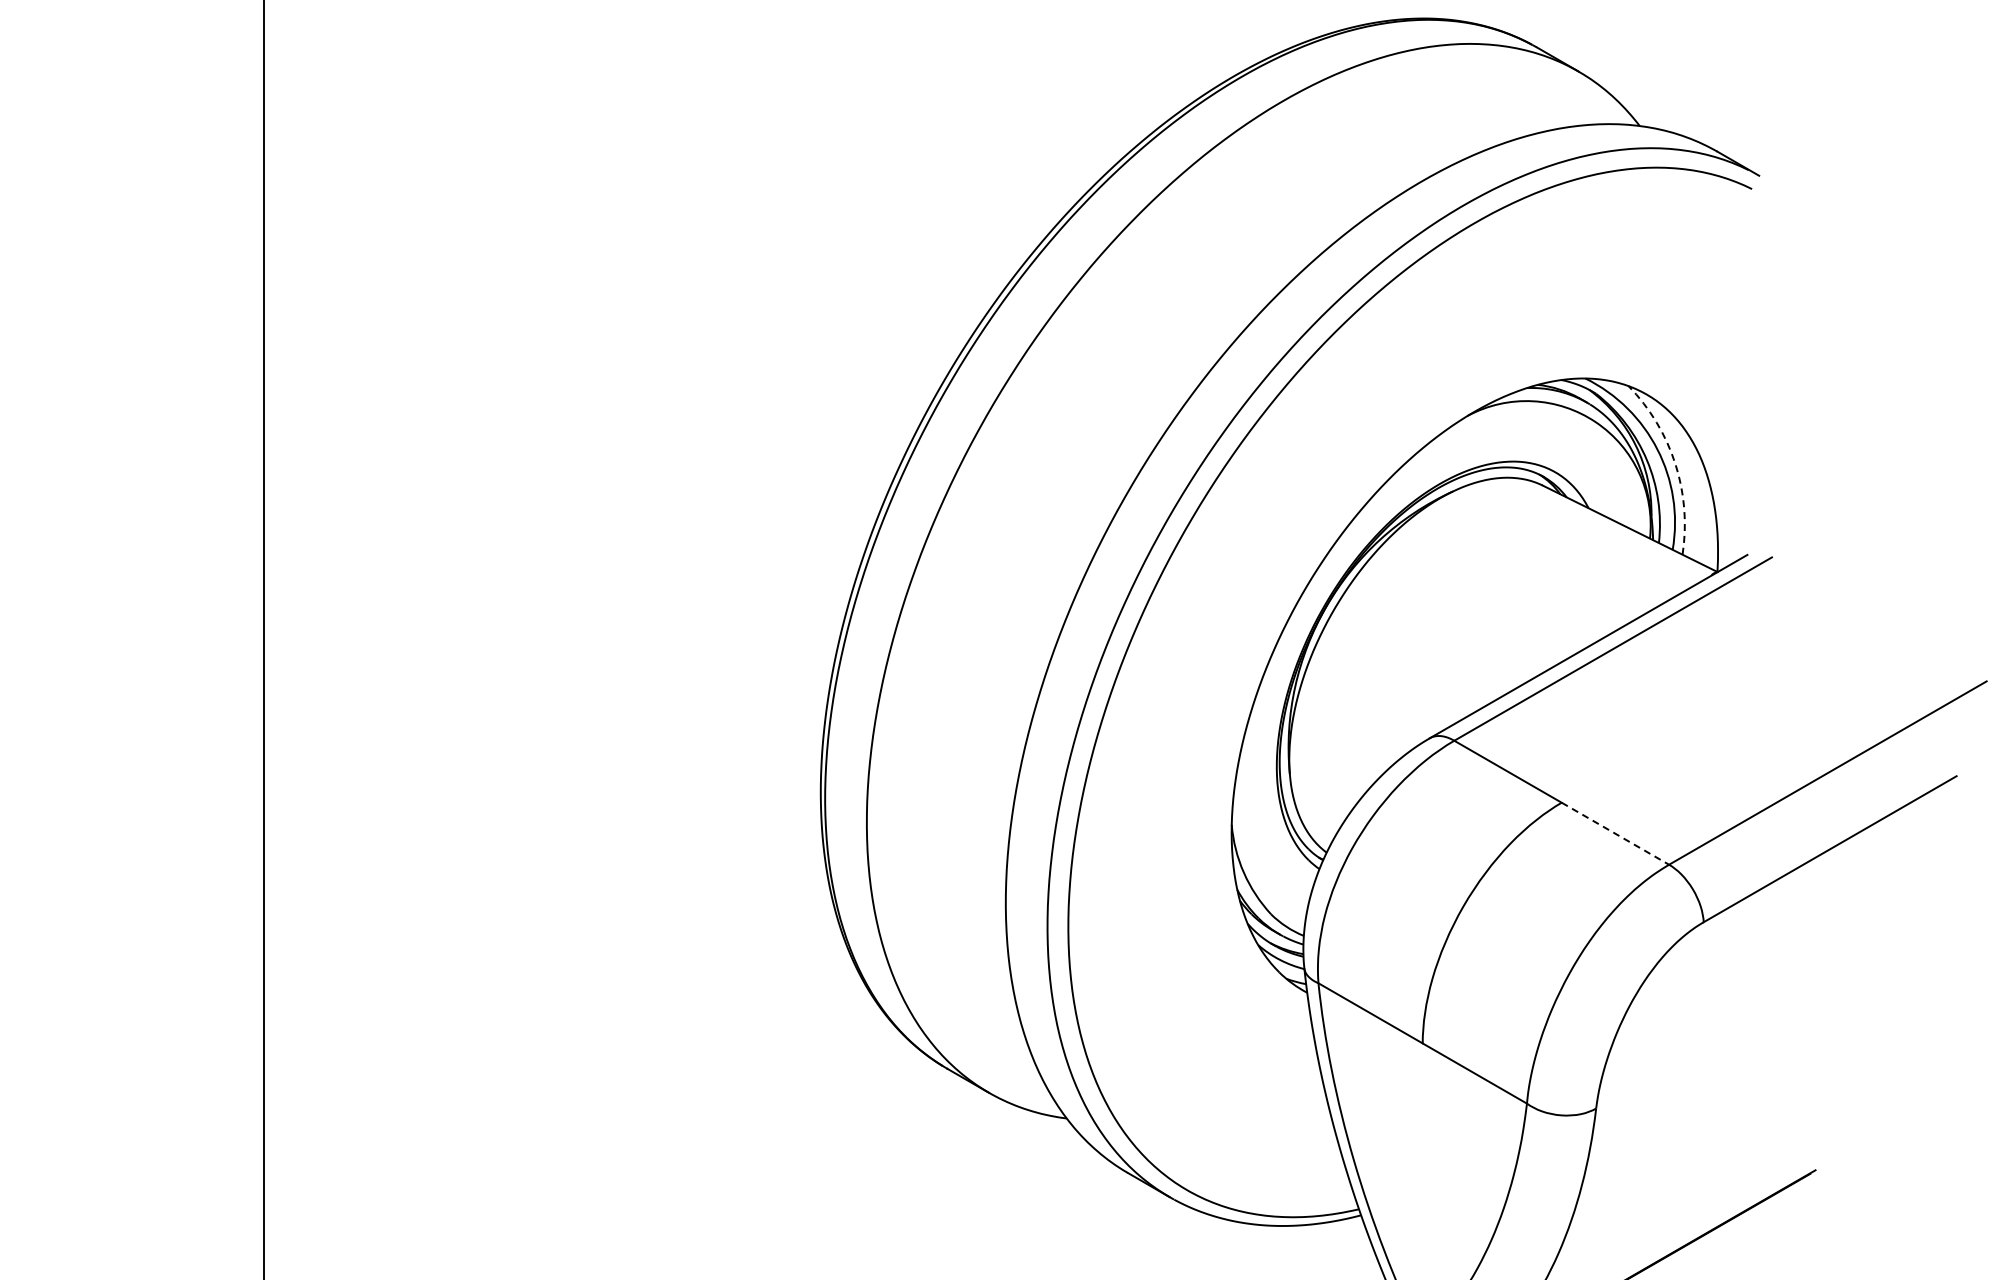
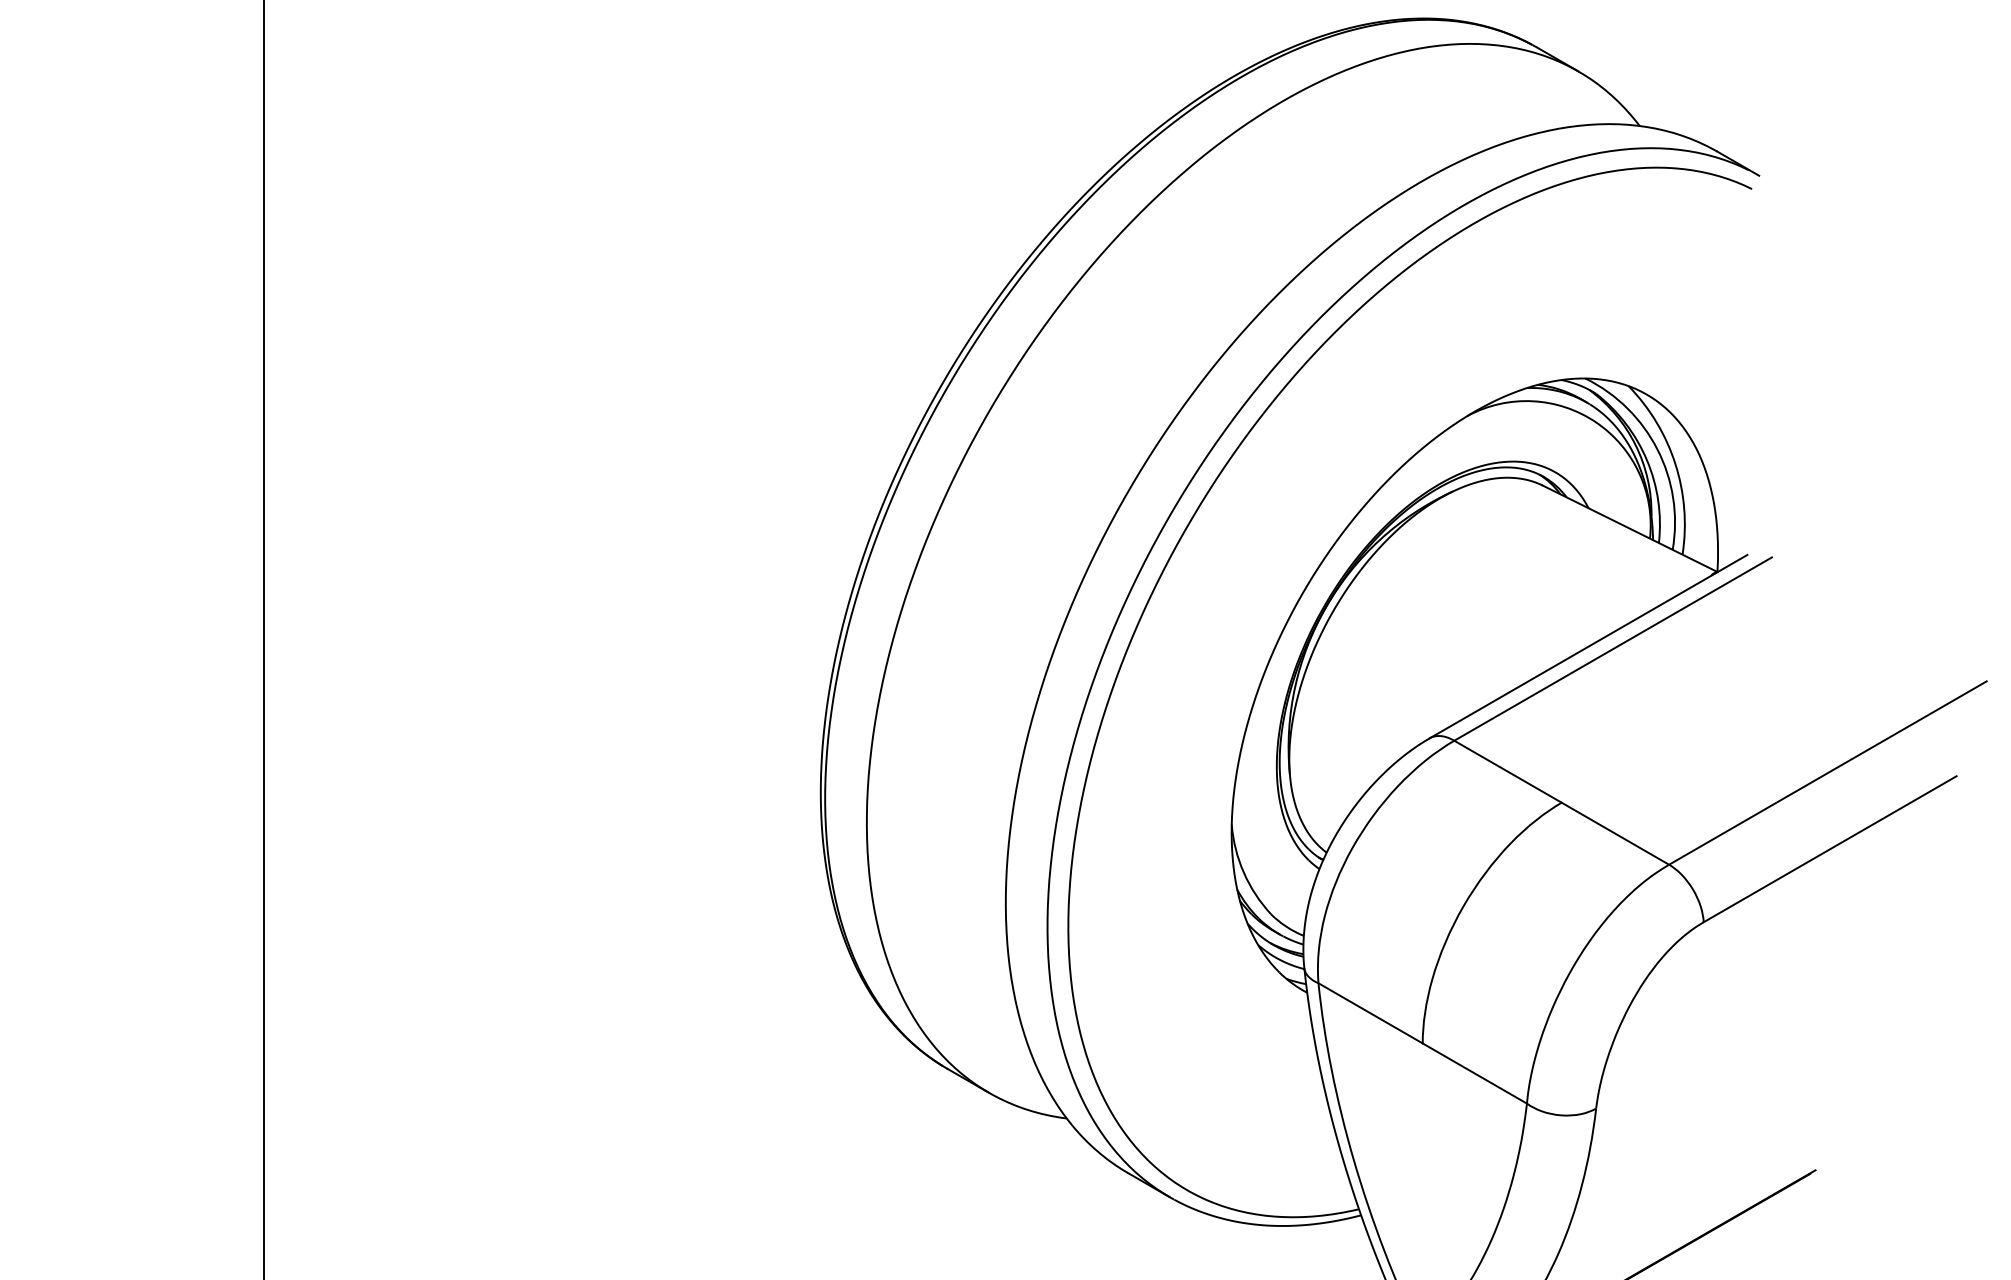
arc: dashed -> solid (1675, 464)
line: dashed -> solid (1615, 833)
